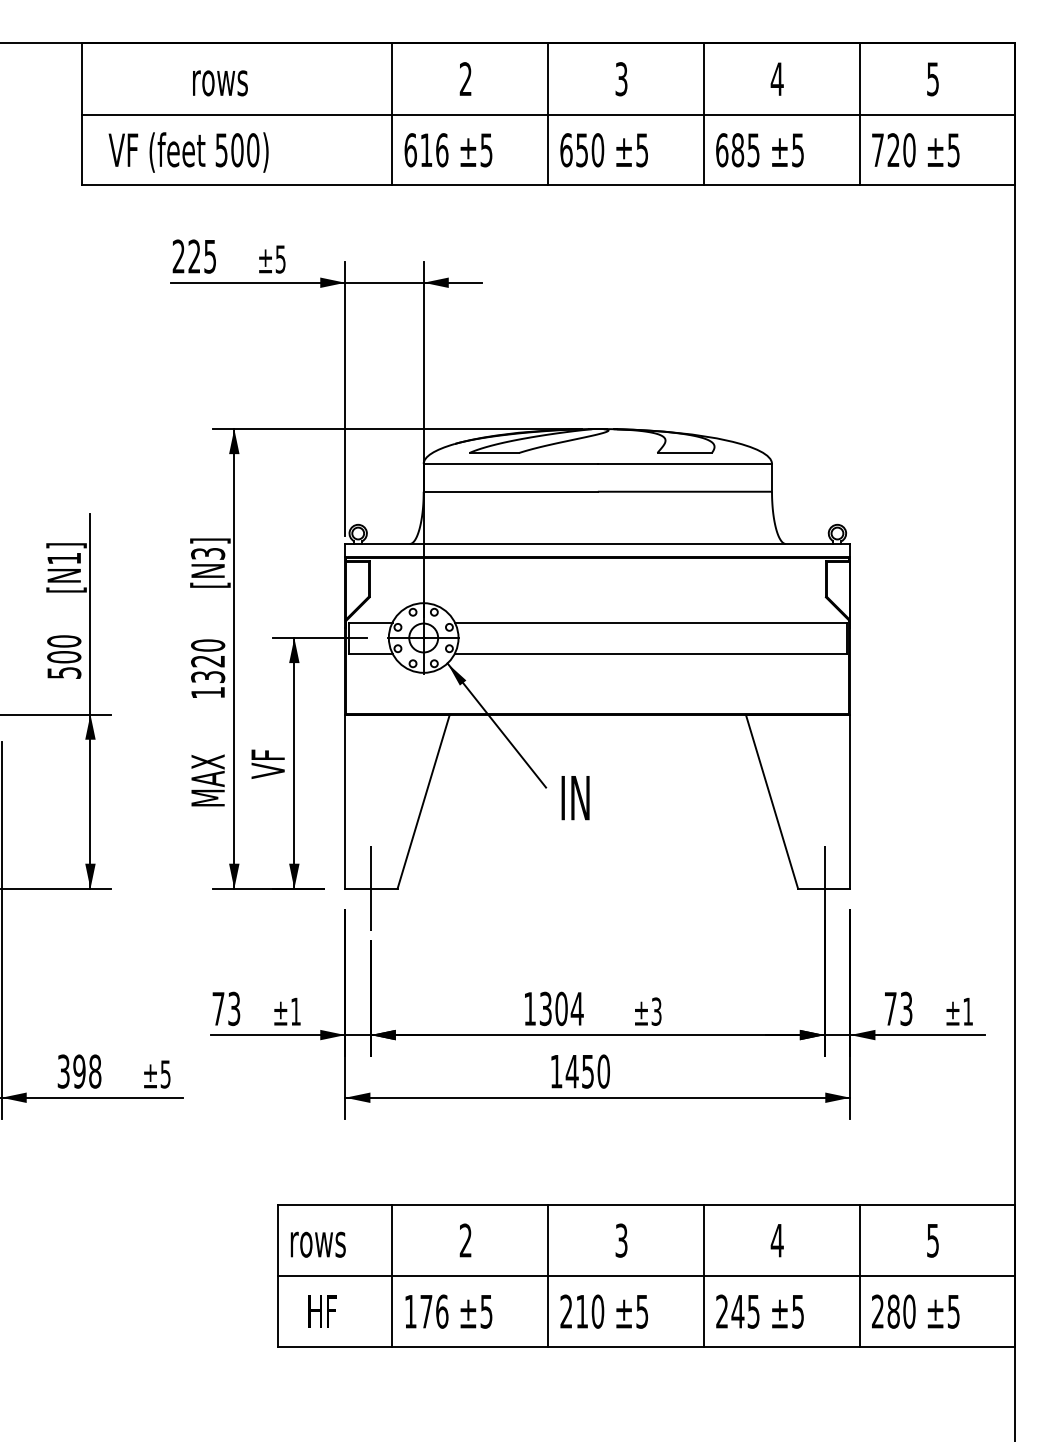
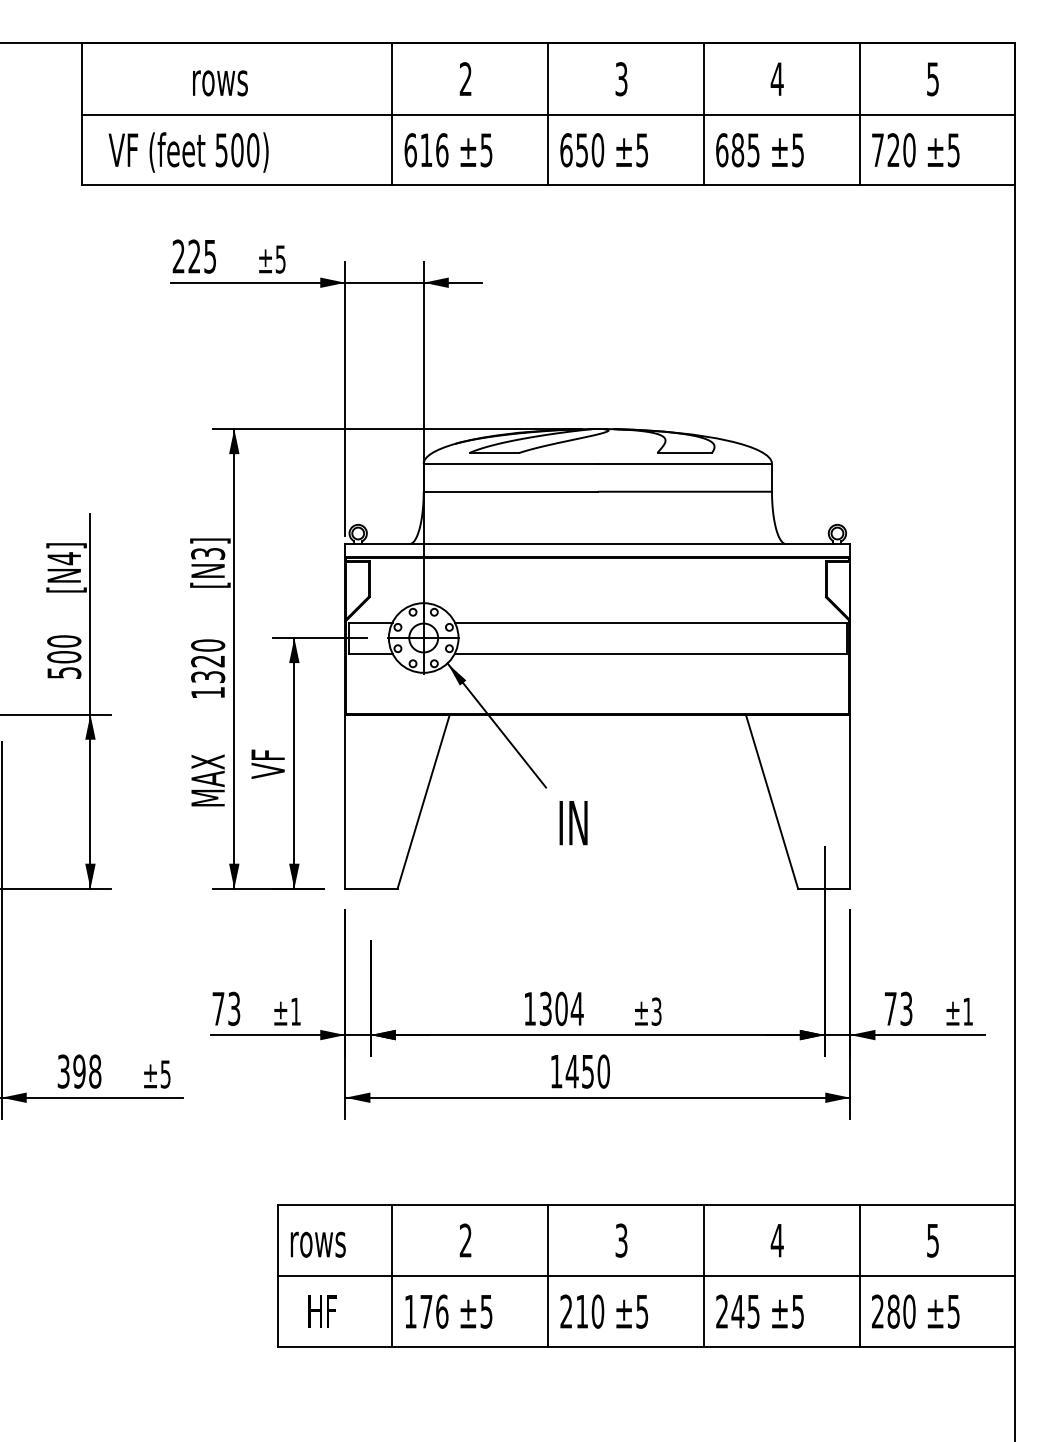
text: [N1] -> [N4] (63, 558)
text position: (575, 798) -> (573, 823) (573, 823)
line: present -> none (370, 888)
